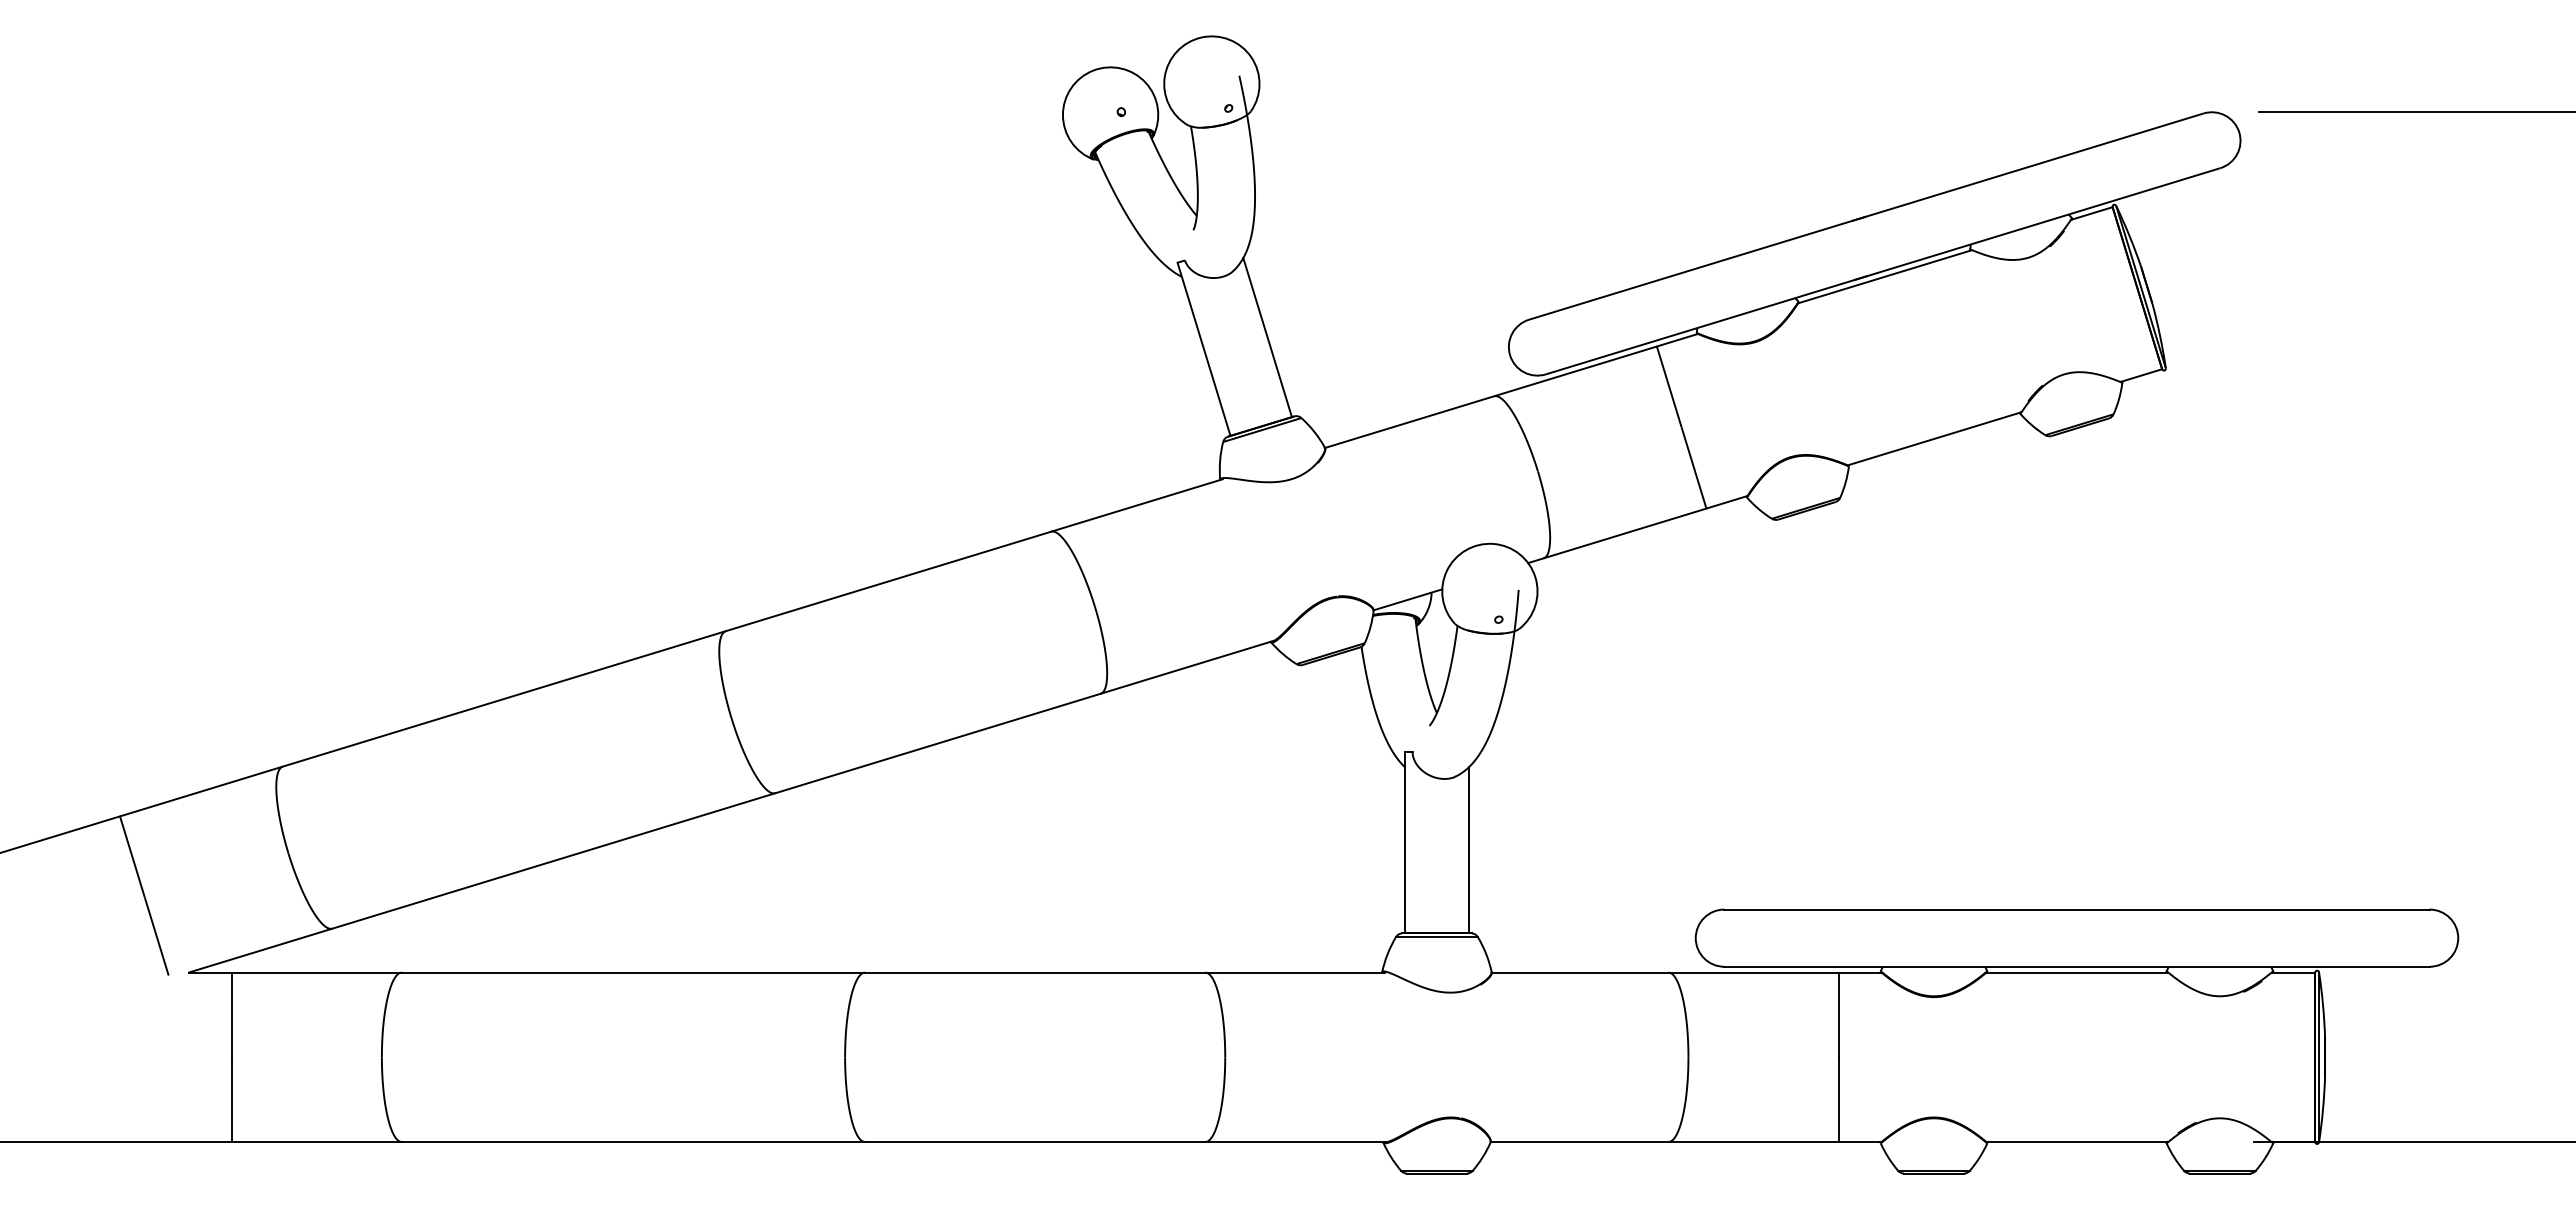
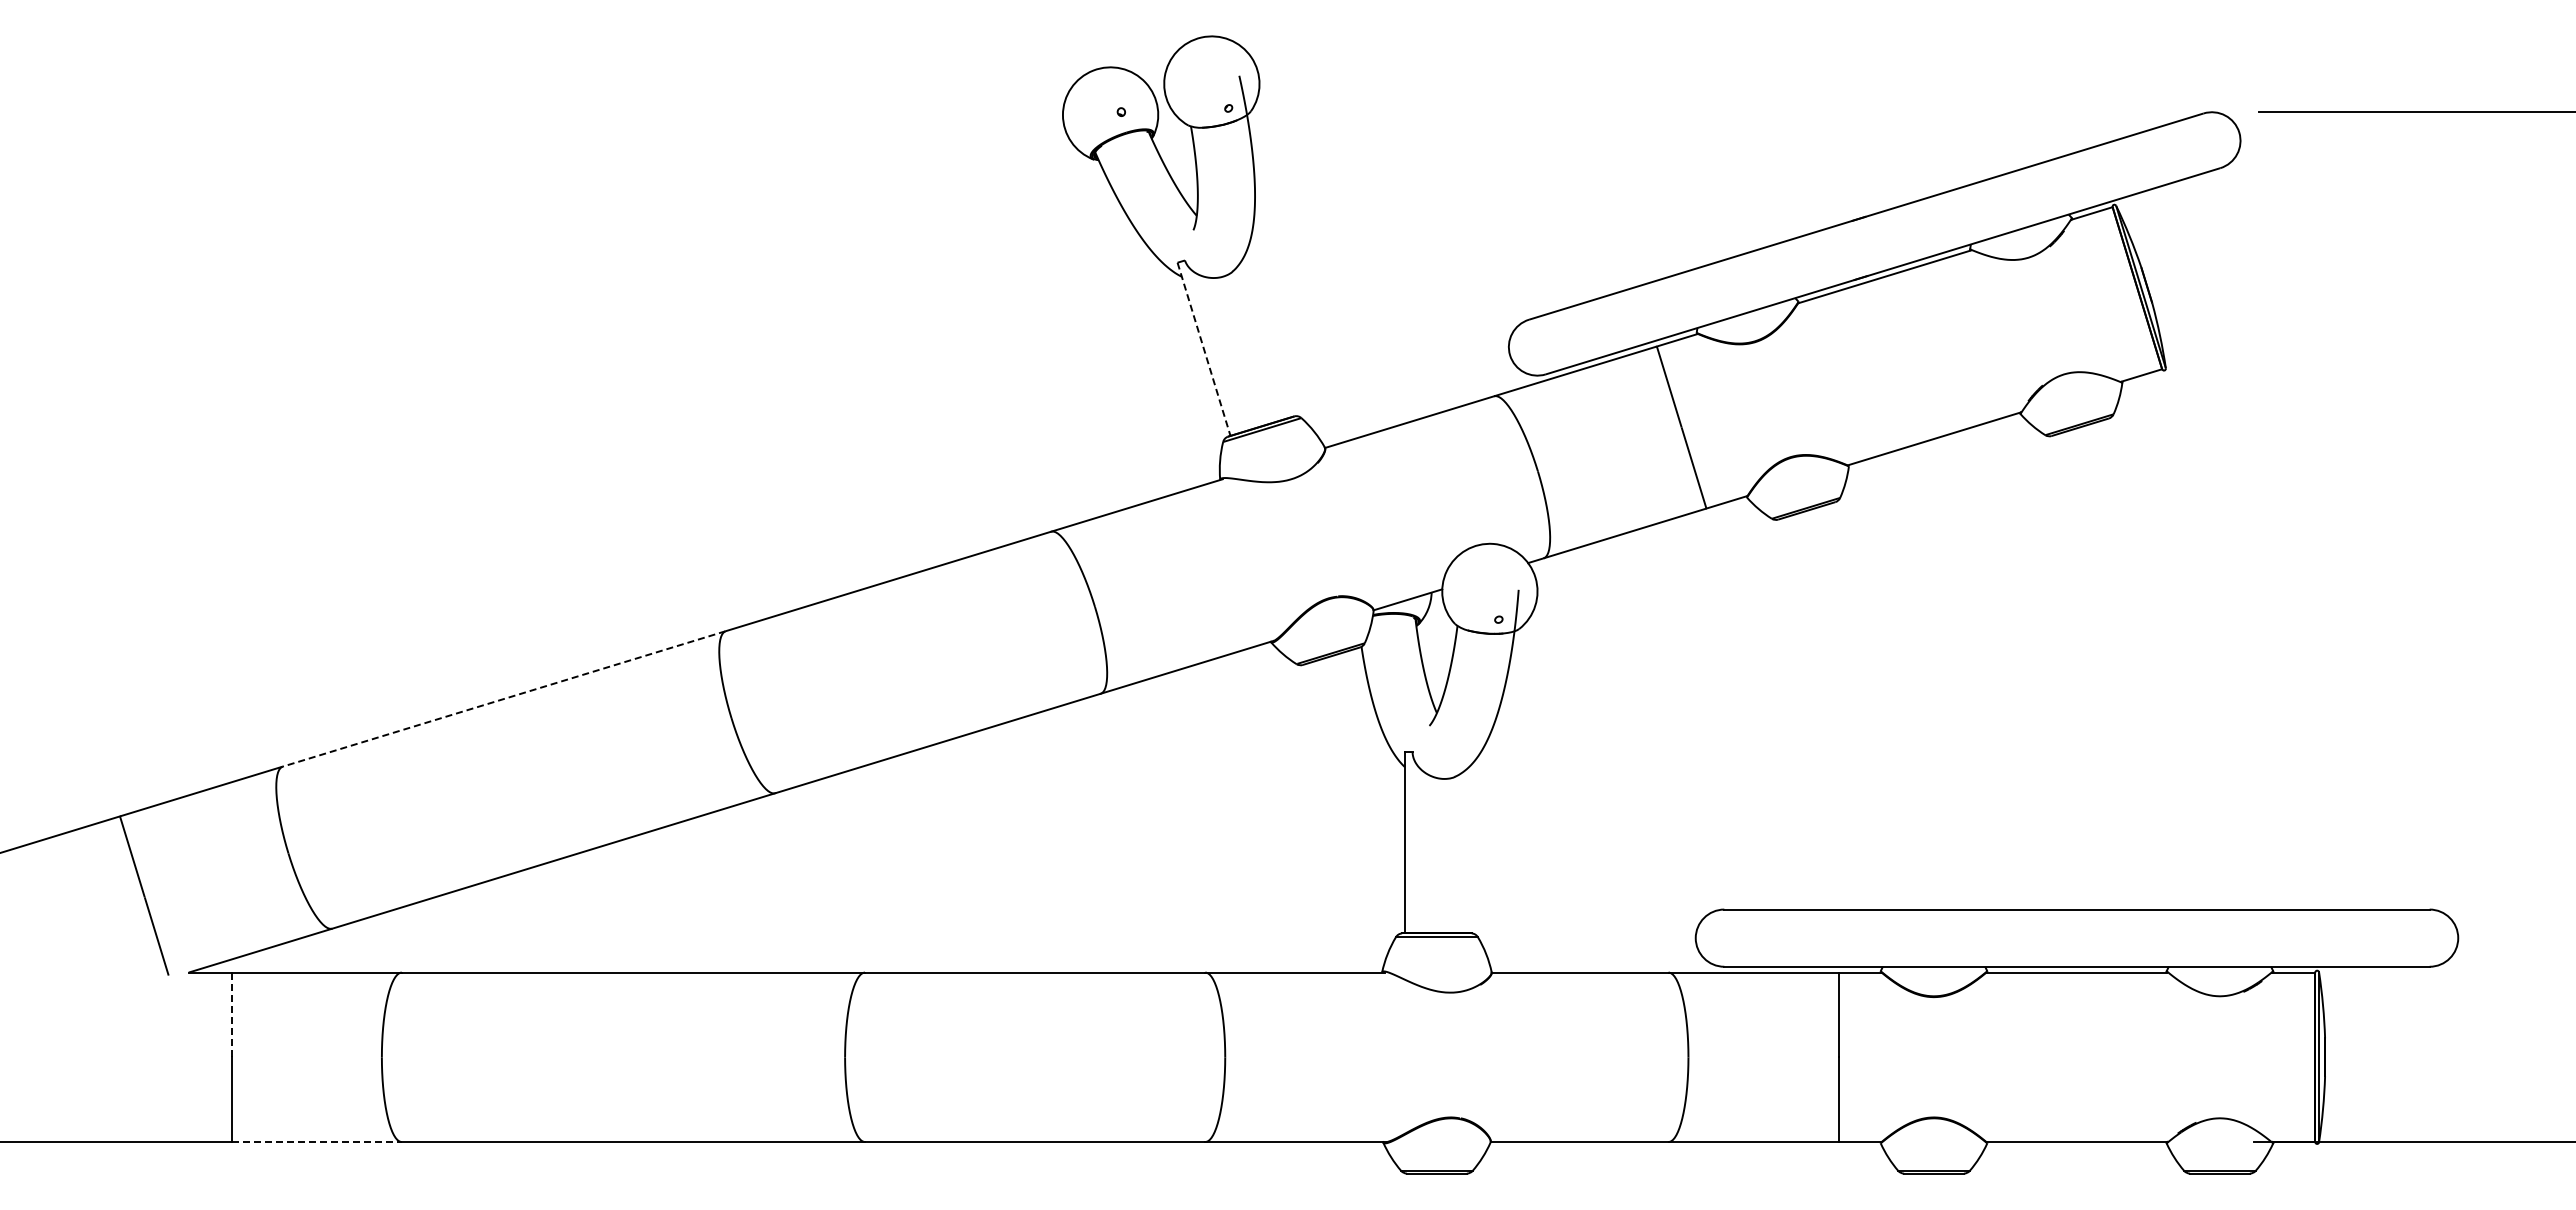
line: present -> none (1267, 337)
line: solid -> dashed (1204, 349)
line: solid -> dashed (504, 698)
line: present -> none (1469, 850)
line: solid -> dashed (231, 1014)
line: solid -> dashed (317, 1142)
